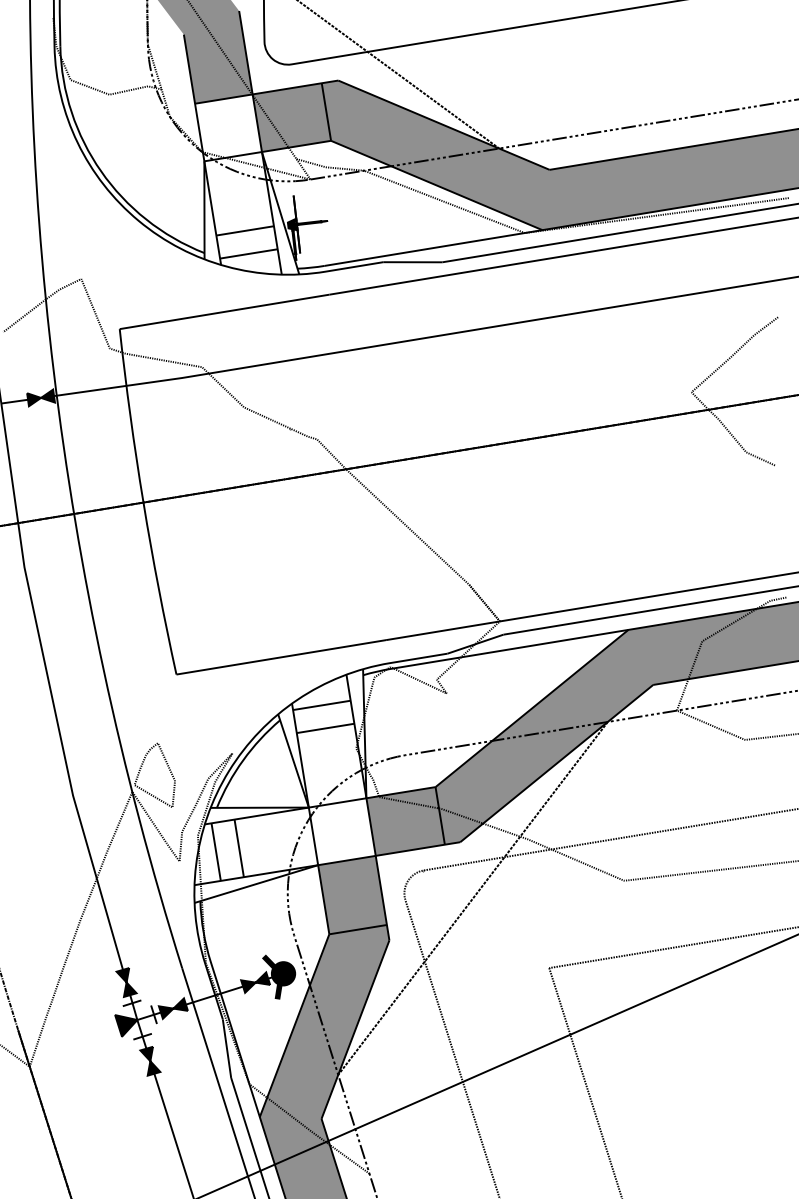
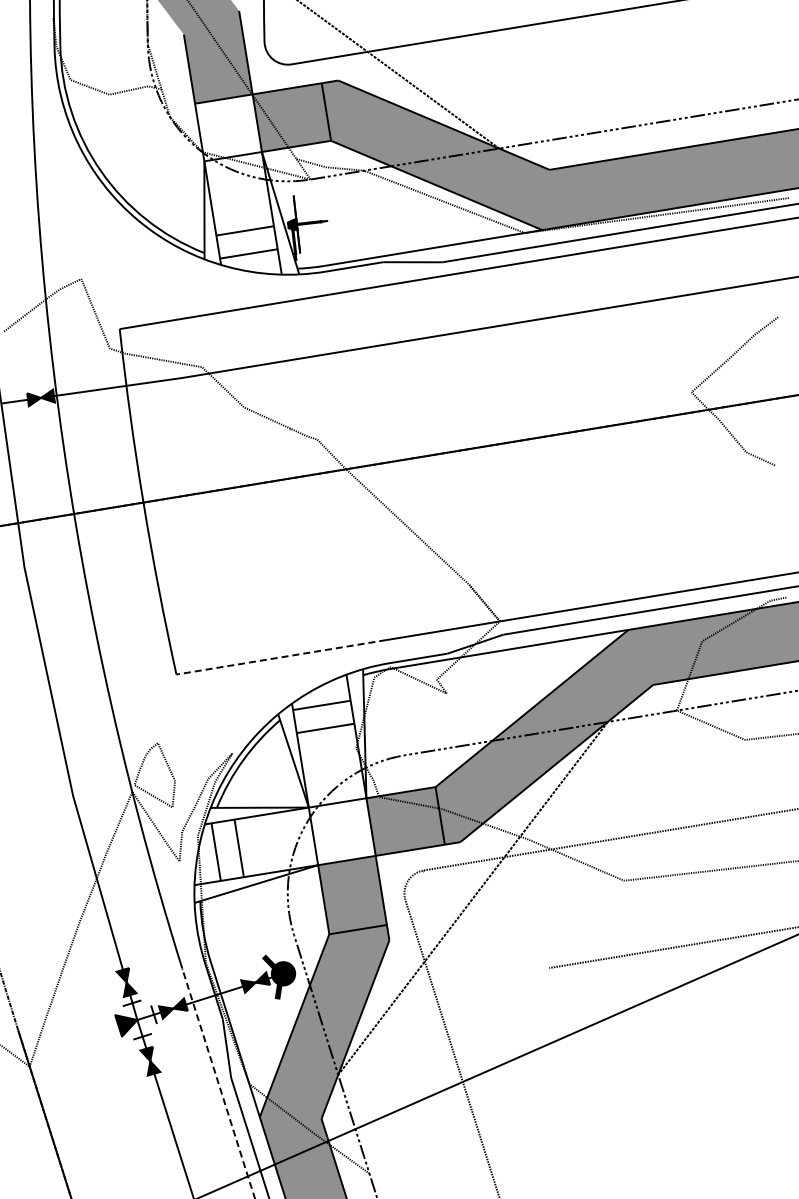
line: solid -> dashed (280, 657)
line: solid -> dashed (217, 1080)
line: present -> none (585, 1081)
